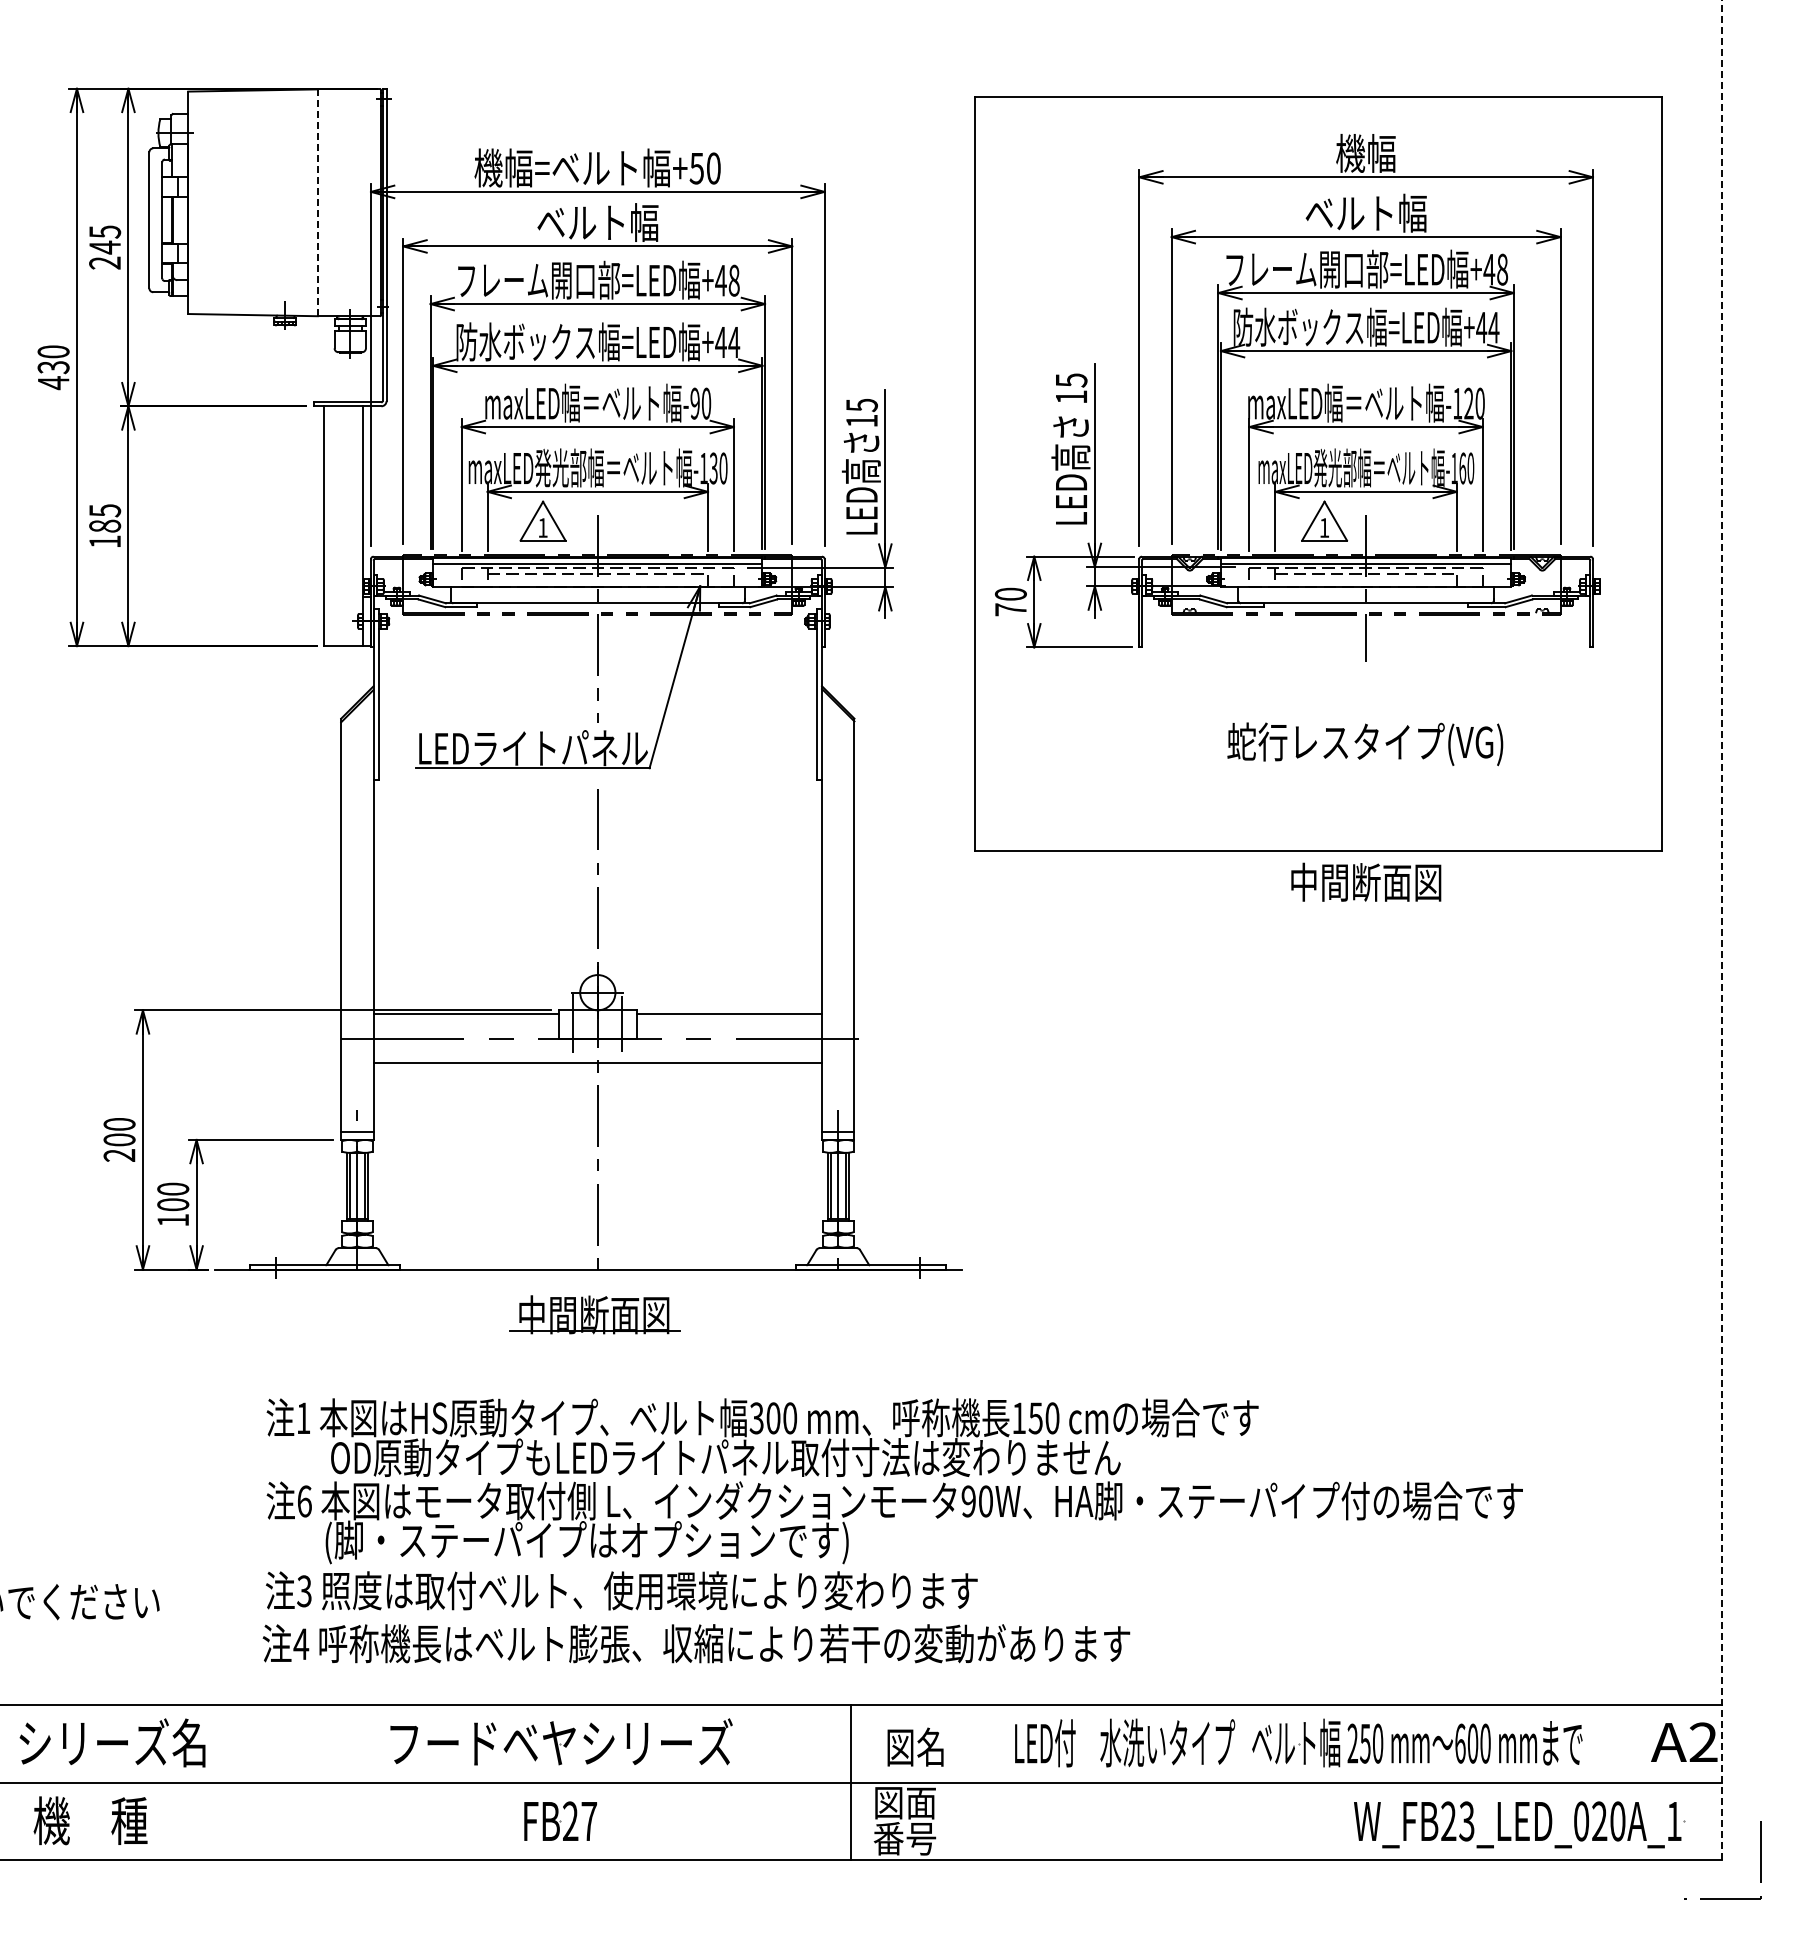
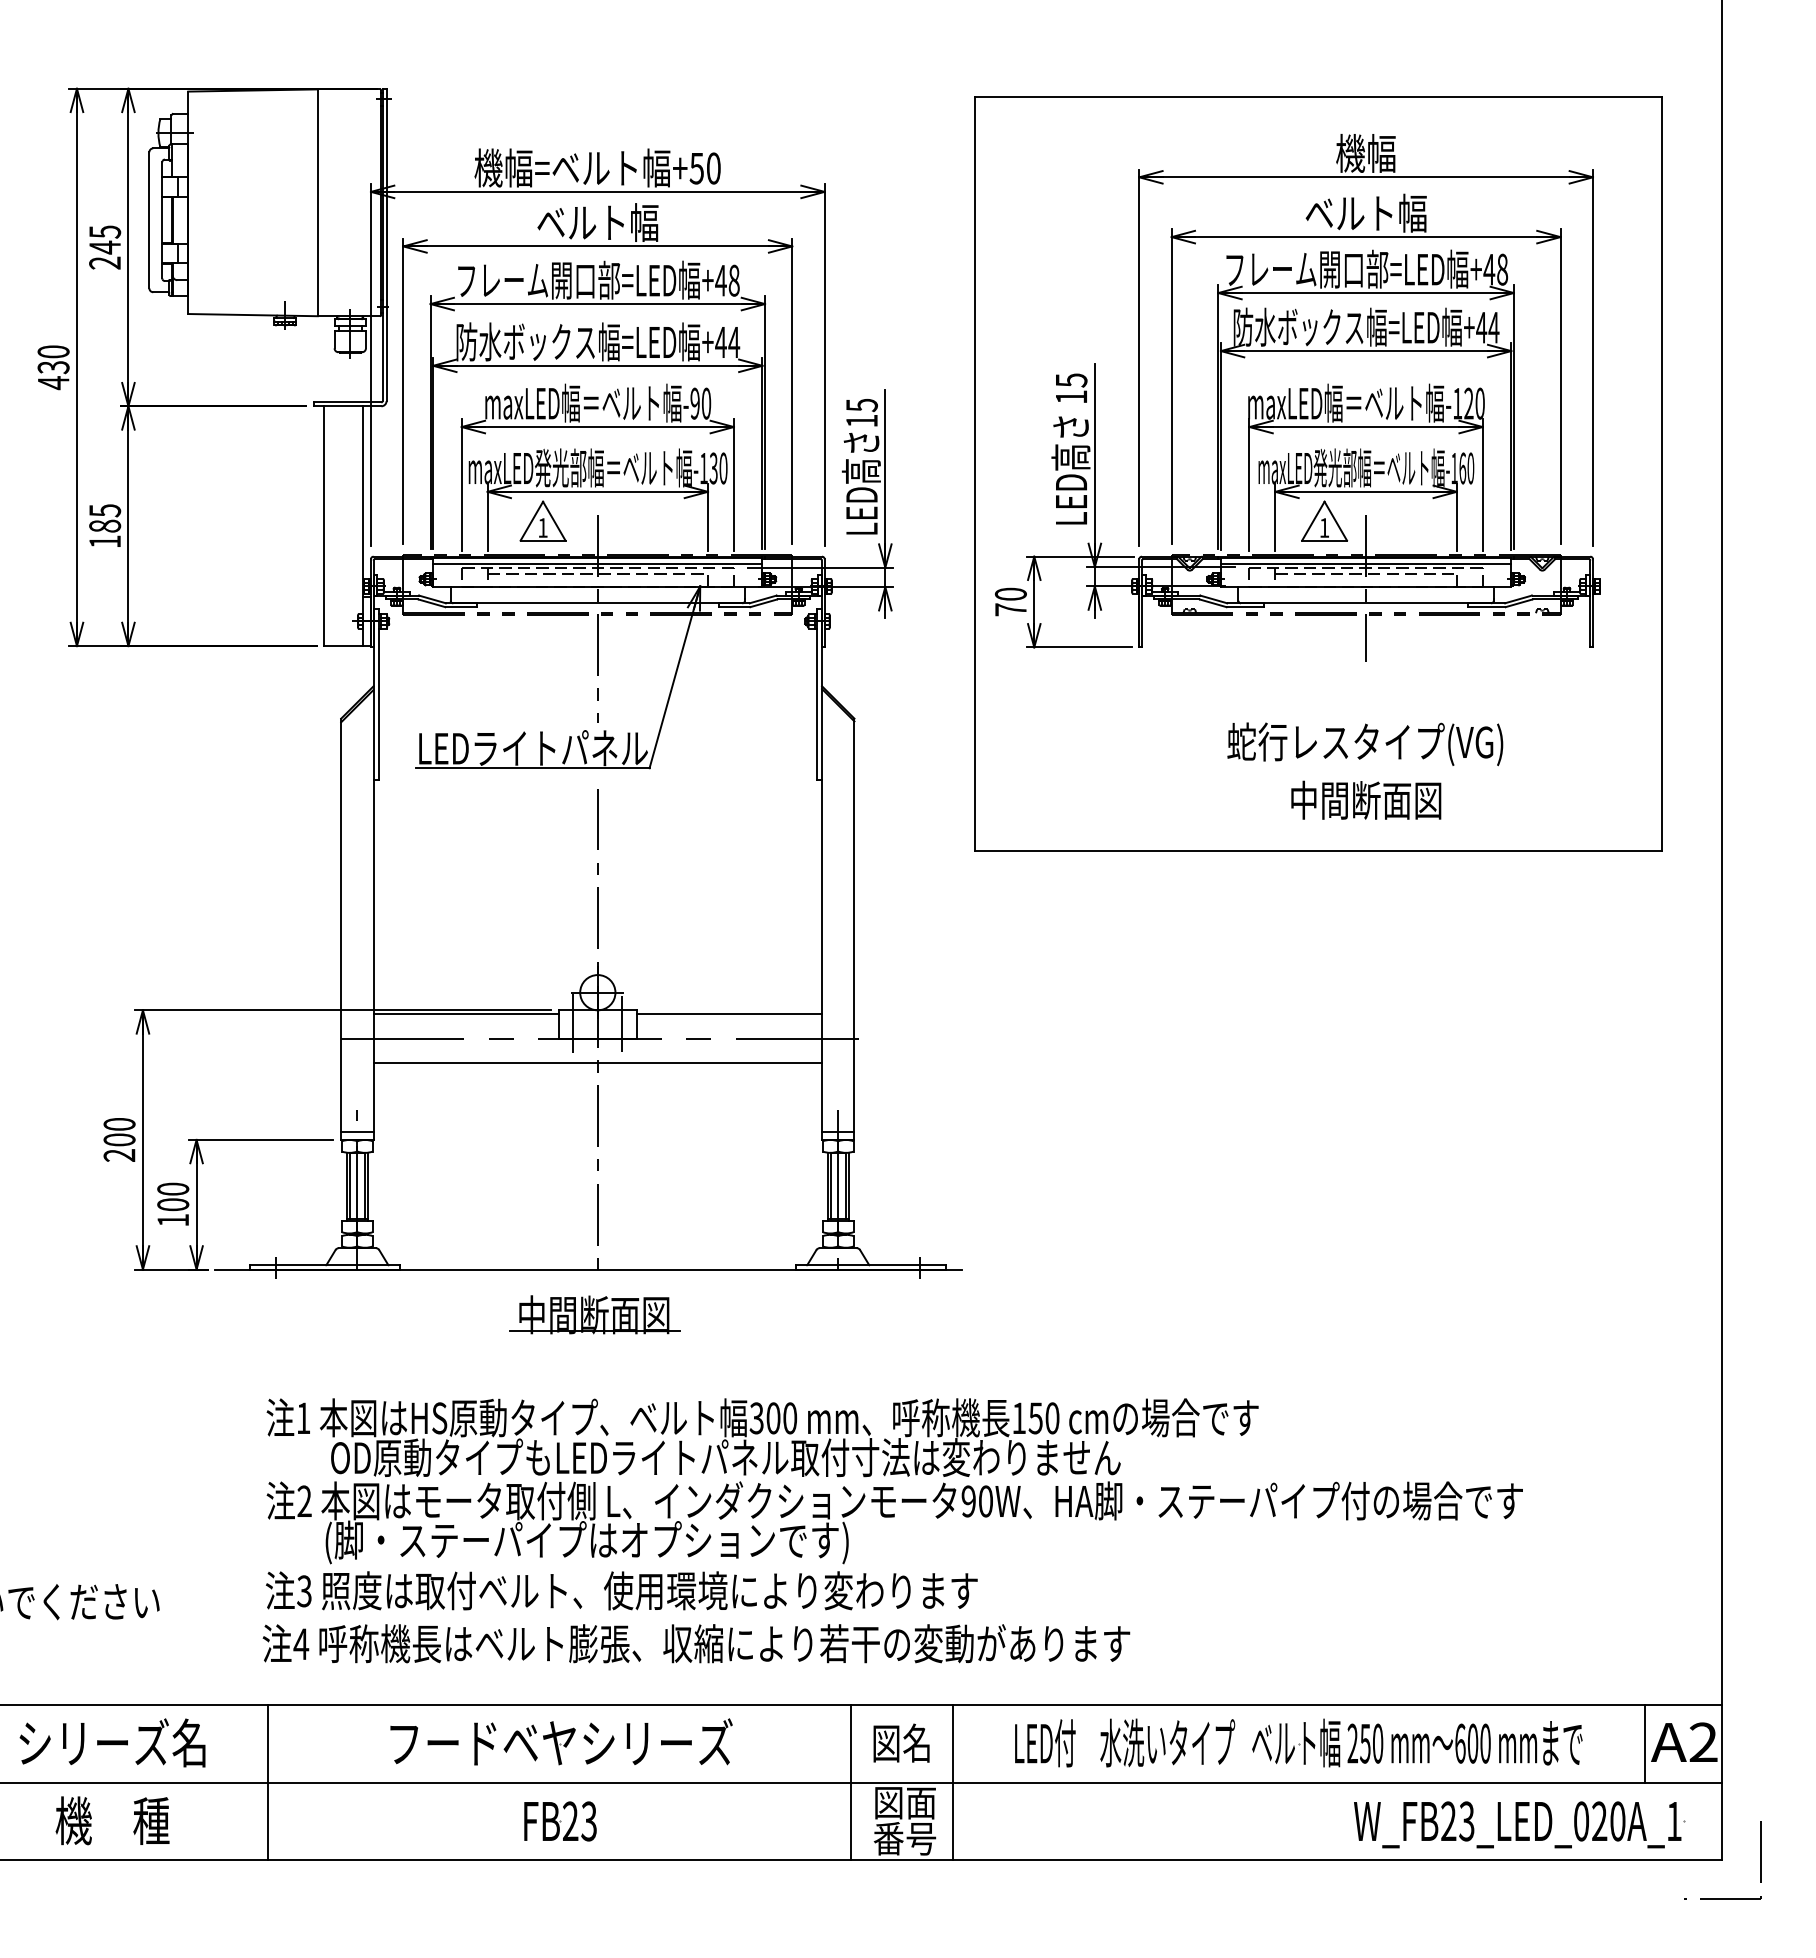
line: dashed -> solid (317, 203)
text position: (1366, 881) -> (1366, 799) (1366, 799)
line: dashed -> solid (1722, 930)
text: 6 -> 2 (304, 1501)
line: none -> present (1644, 1743)
text position: (915, 1746) -> (901, 1742) (901, 1742)
line: none -> present (268, 1782)
line: none -> present (952, 1782)
text position: (90, 1820) -> (112, 1820) (112, 1820)
text: FB27 -> FB23 (589, 1821)
